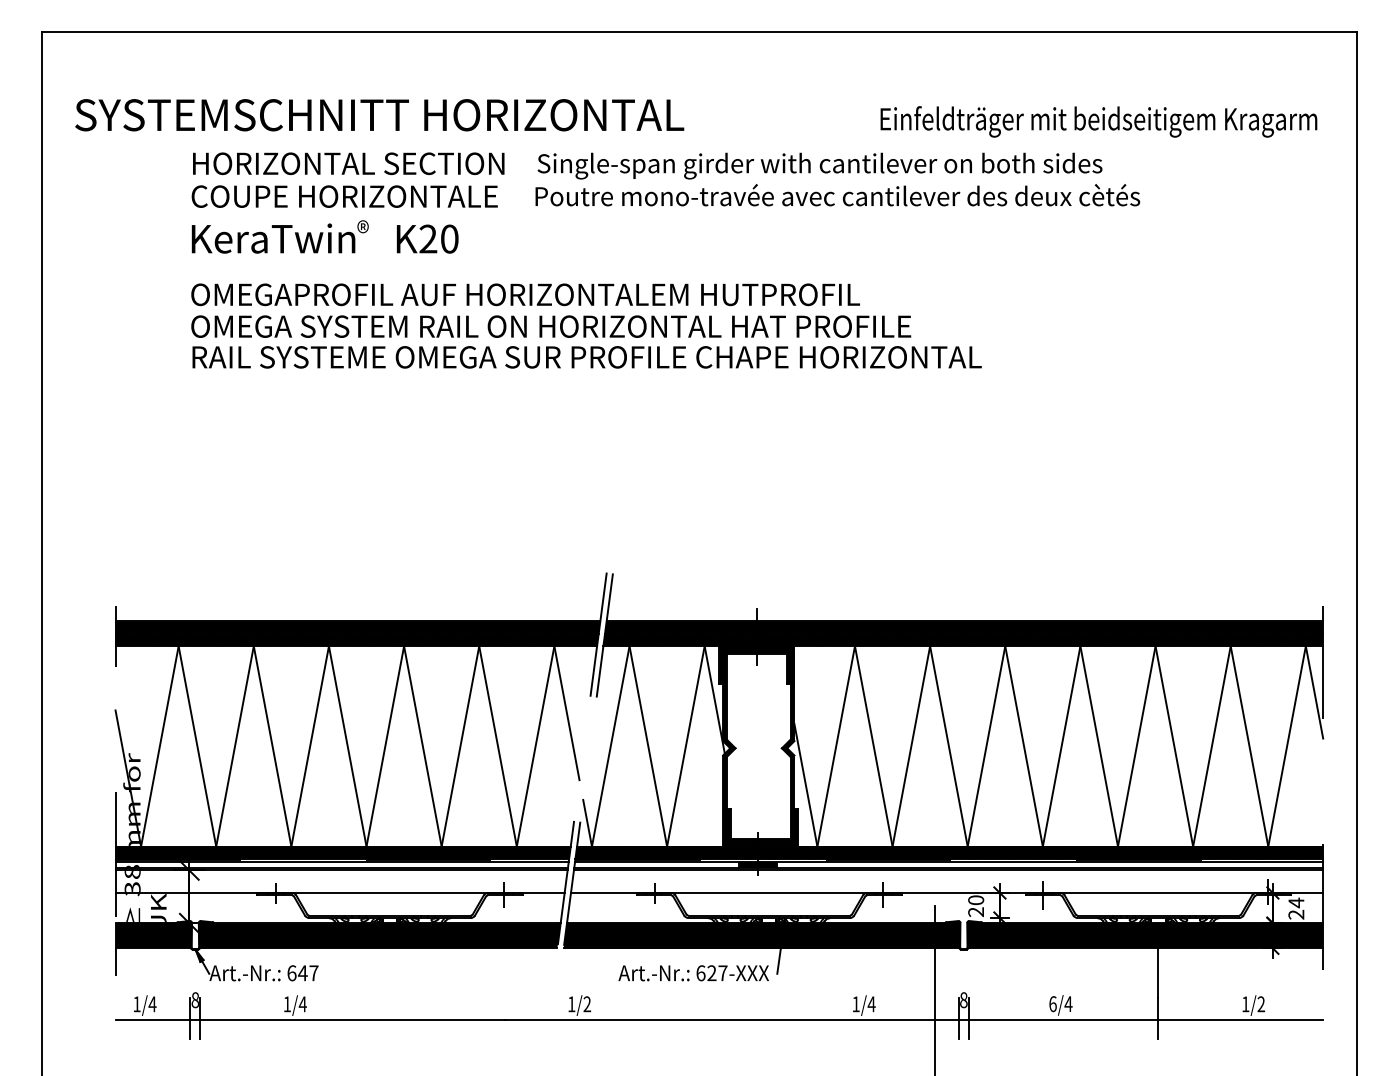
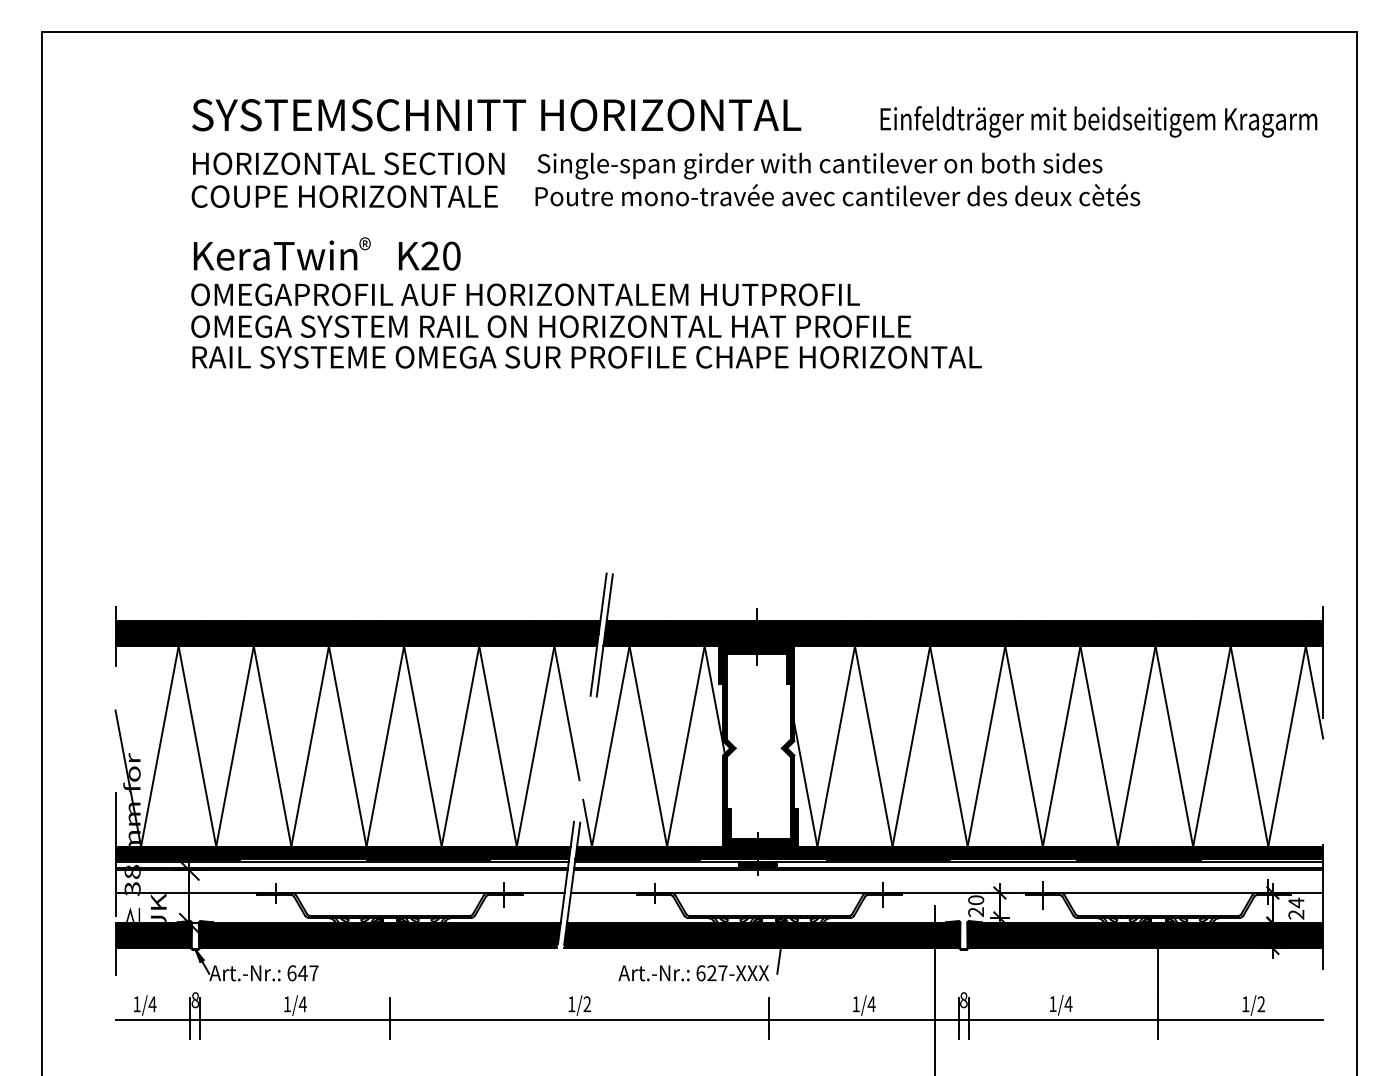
text position: (379, 115) -> (496, 115) (496, 115)
text position: (324, 236) -> (326, 253) (326, 253)
text: 6/4 -> 1/4 (1052, 1004)
line: none -> present (390, 1018)
line: none -> present (769, 1018)
